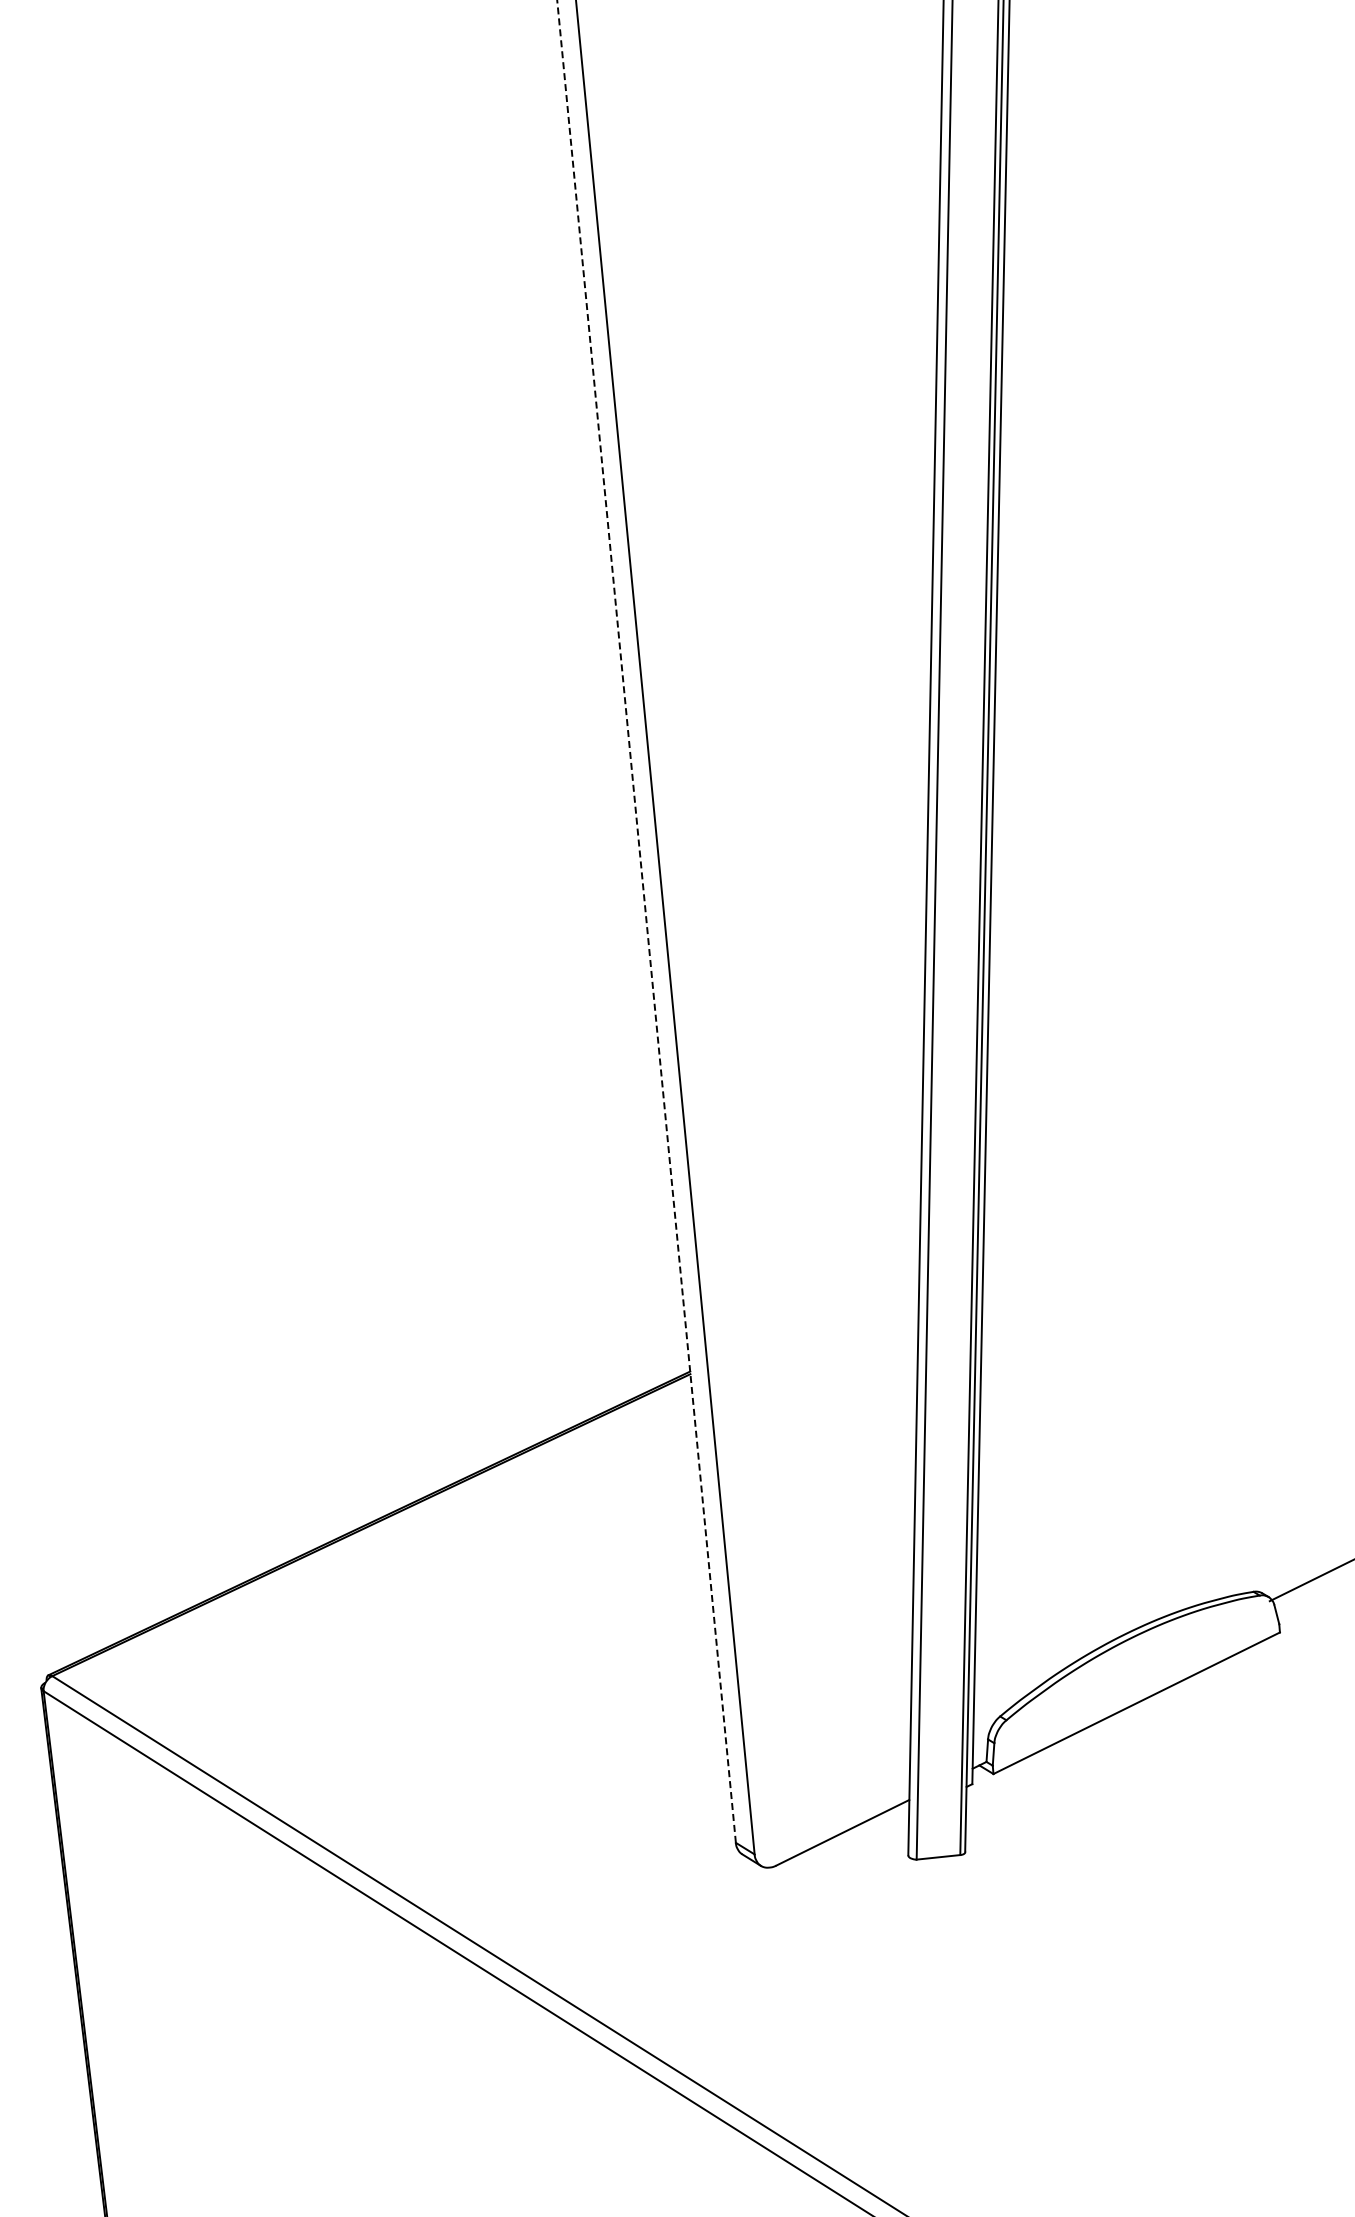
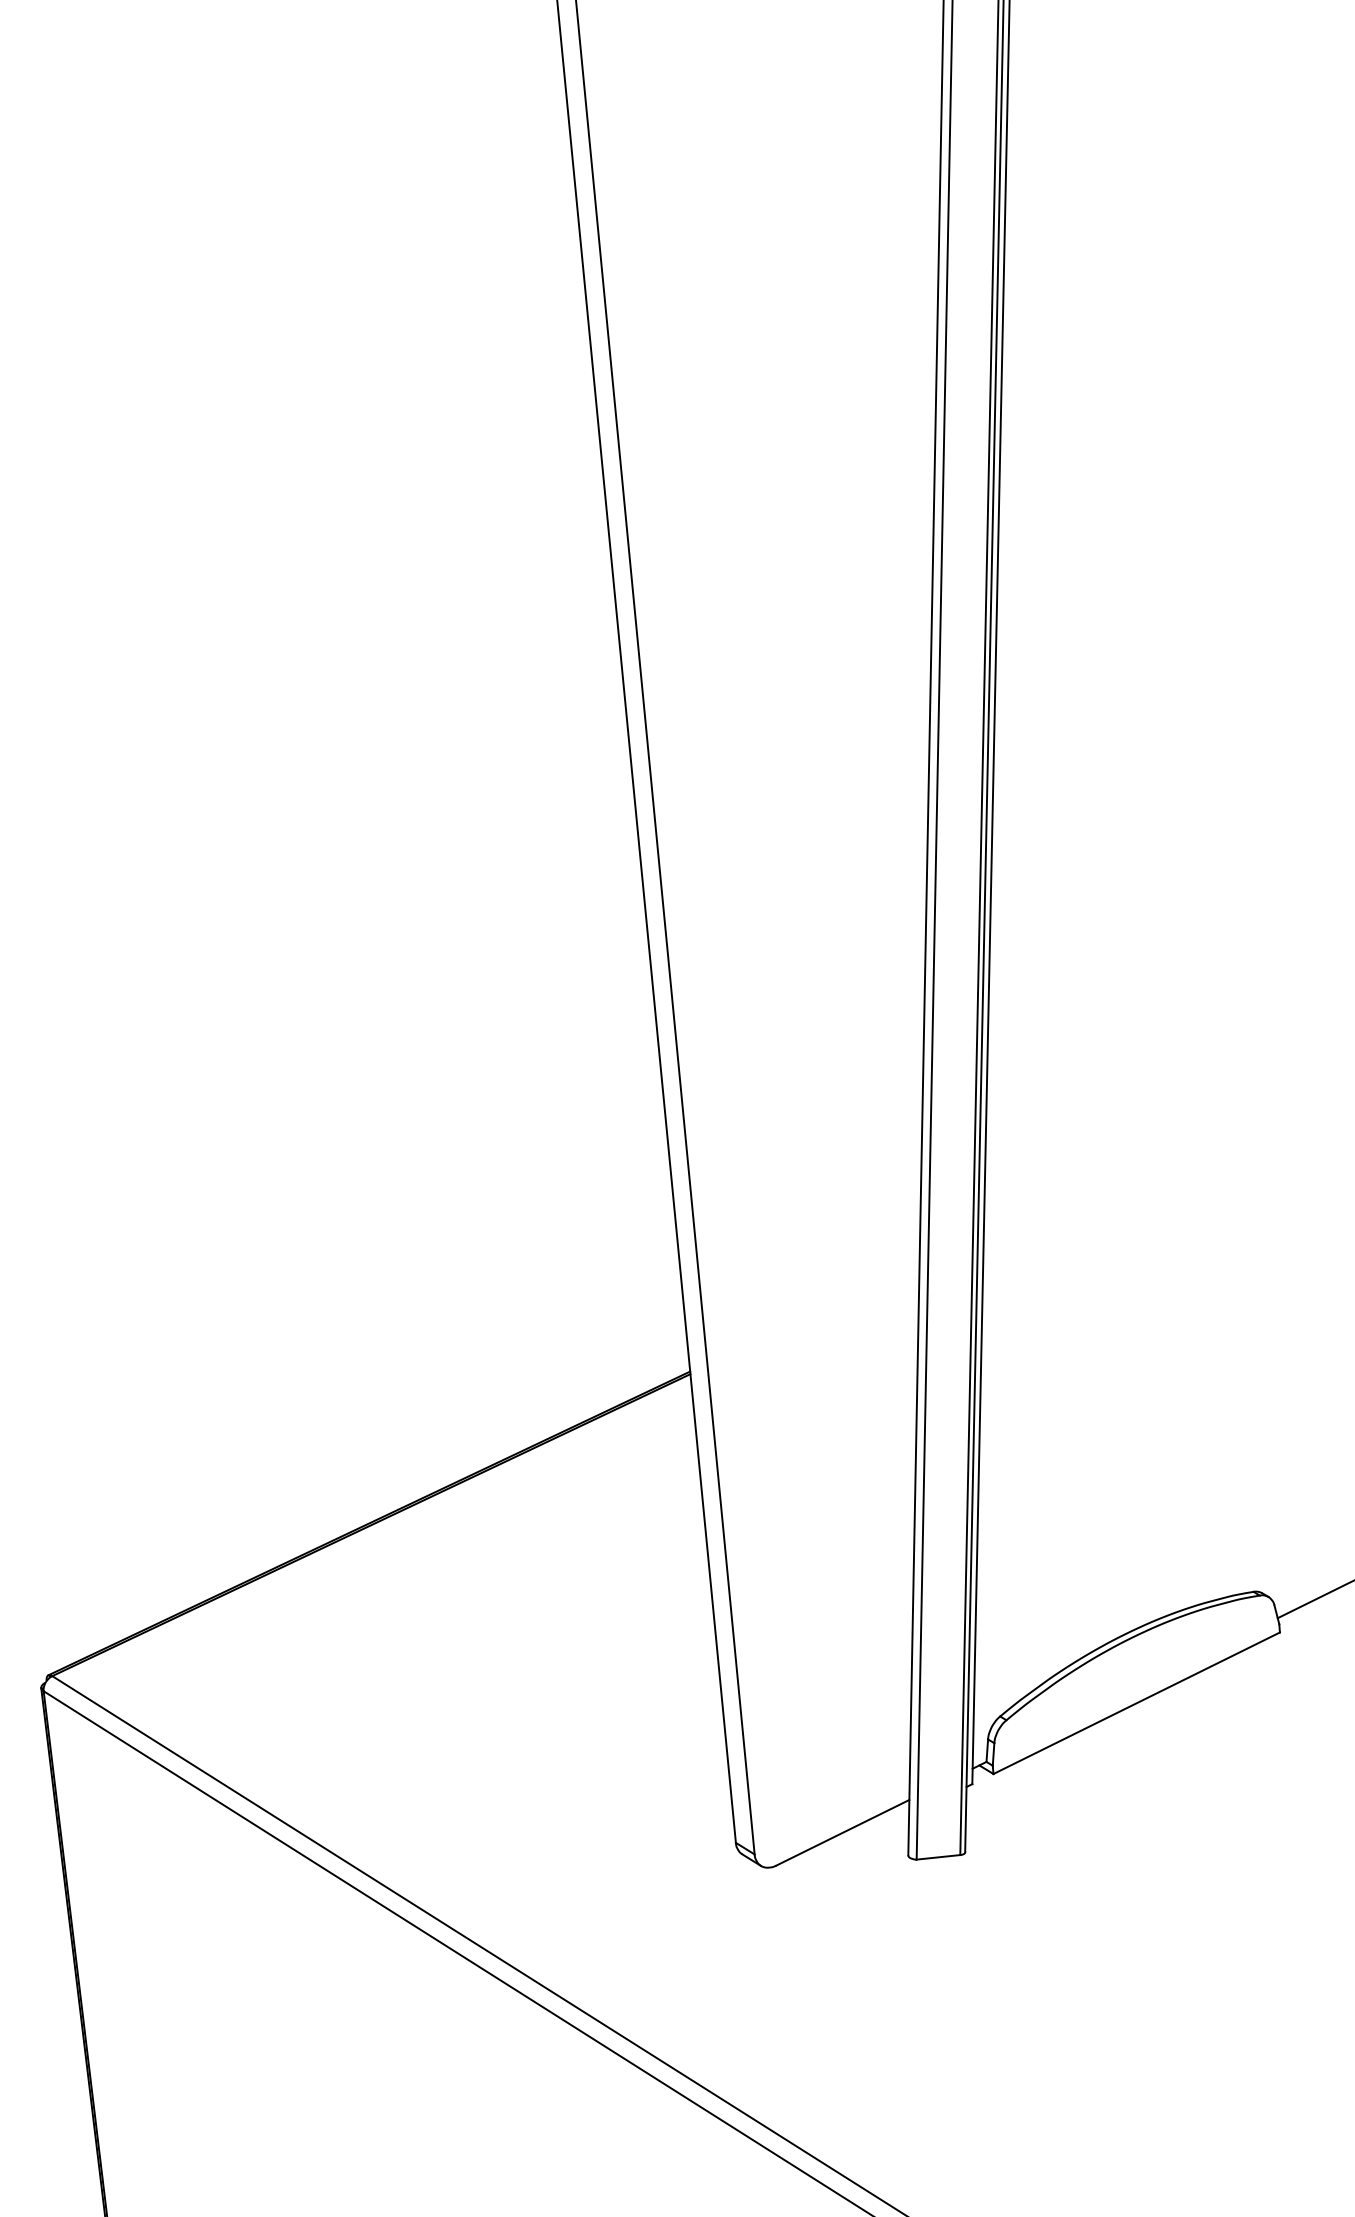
line: dashed -> solid (646, 921)
line position: (1310, 1580) -> (1314, 1599) (1314, 1599)
